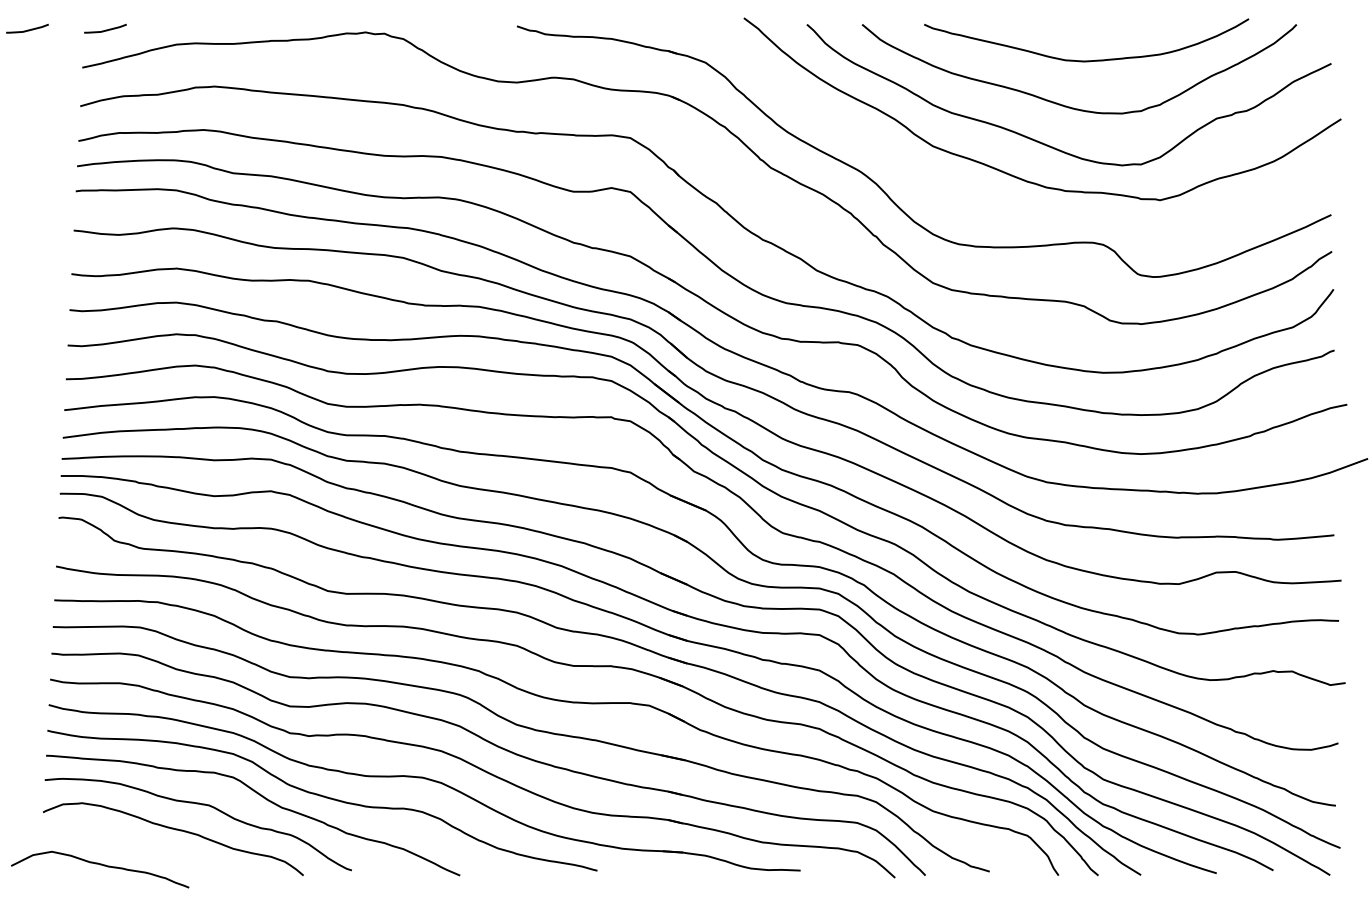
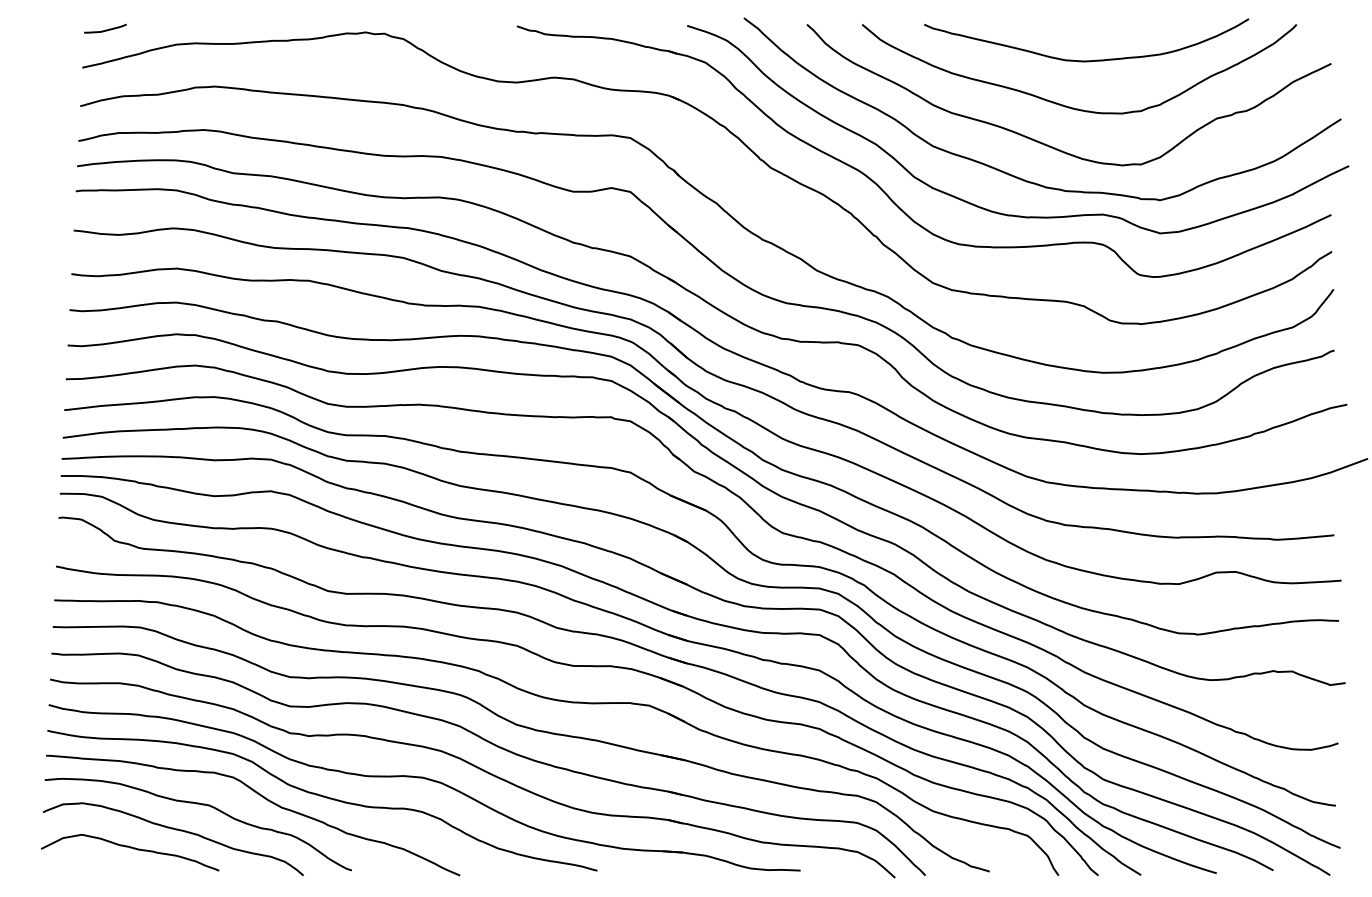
line: present -> none (27, 29)
curve: none -> present (996, 211)
curve position: (100, 865) -> (130, 848) (130, 848)
